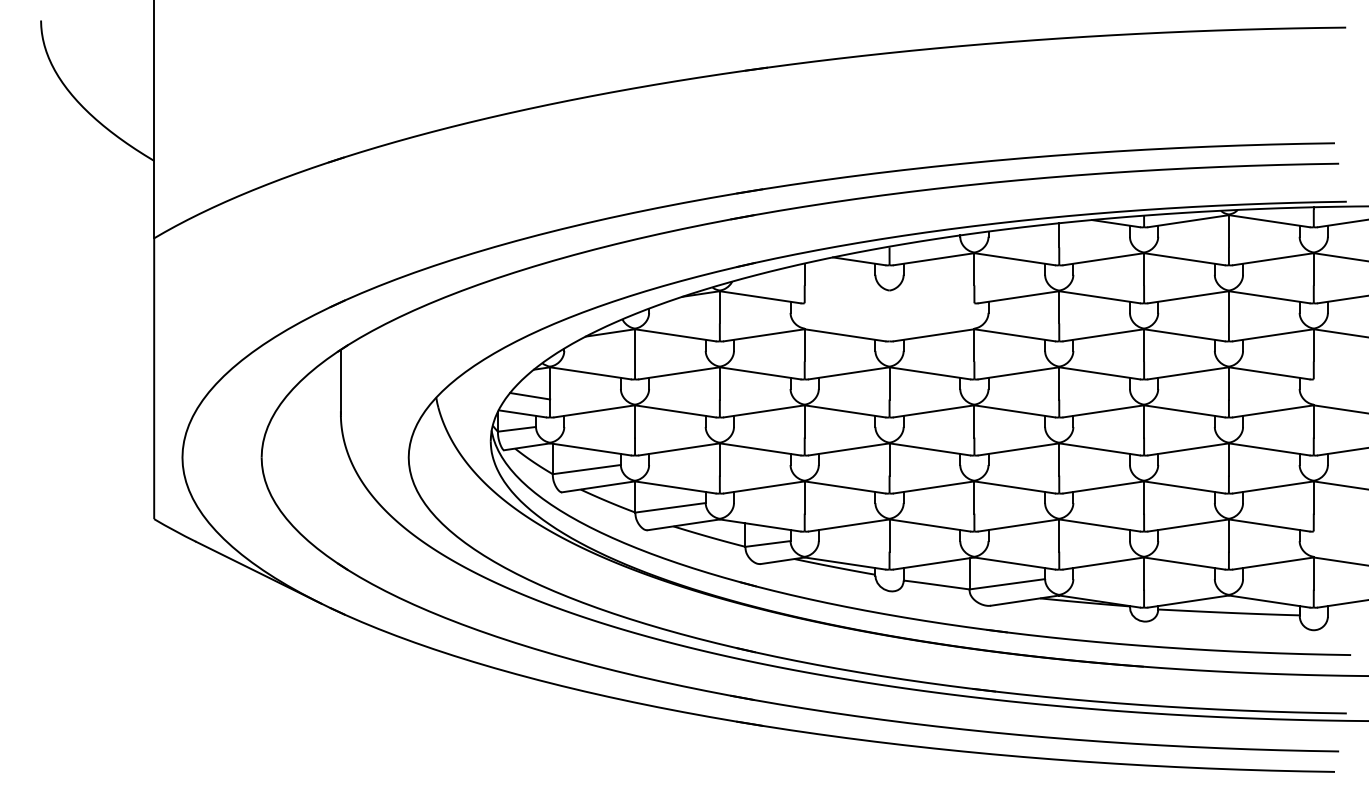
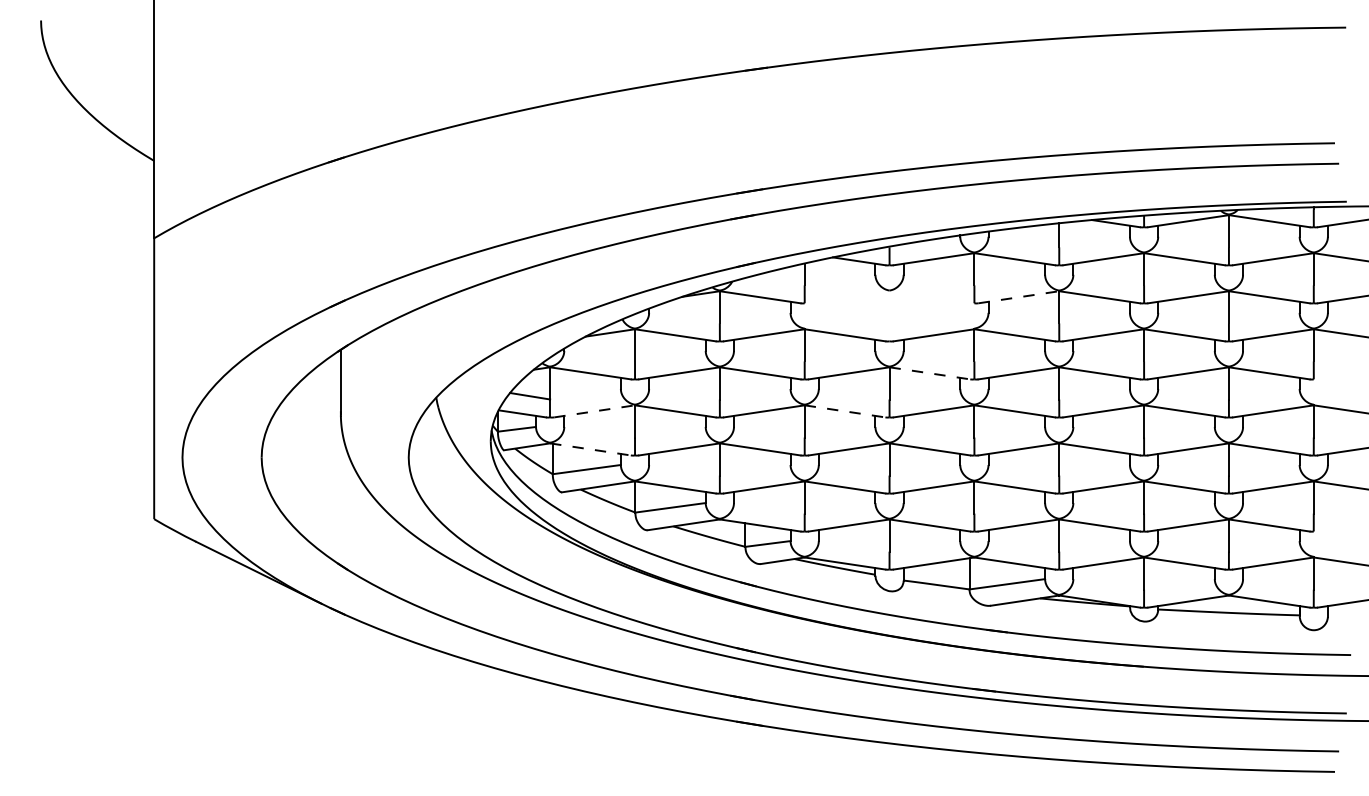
line: solid -> dashed (1018, 297)
line: solid -> dashed (929, 373)
line: solid -> dashed (594, 411)
line: solid -> dashed (845, 411)
line: solid -> dashed (590, 449)
